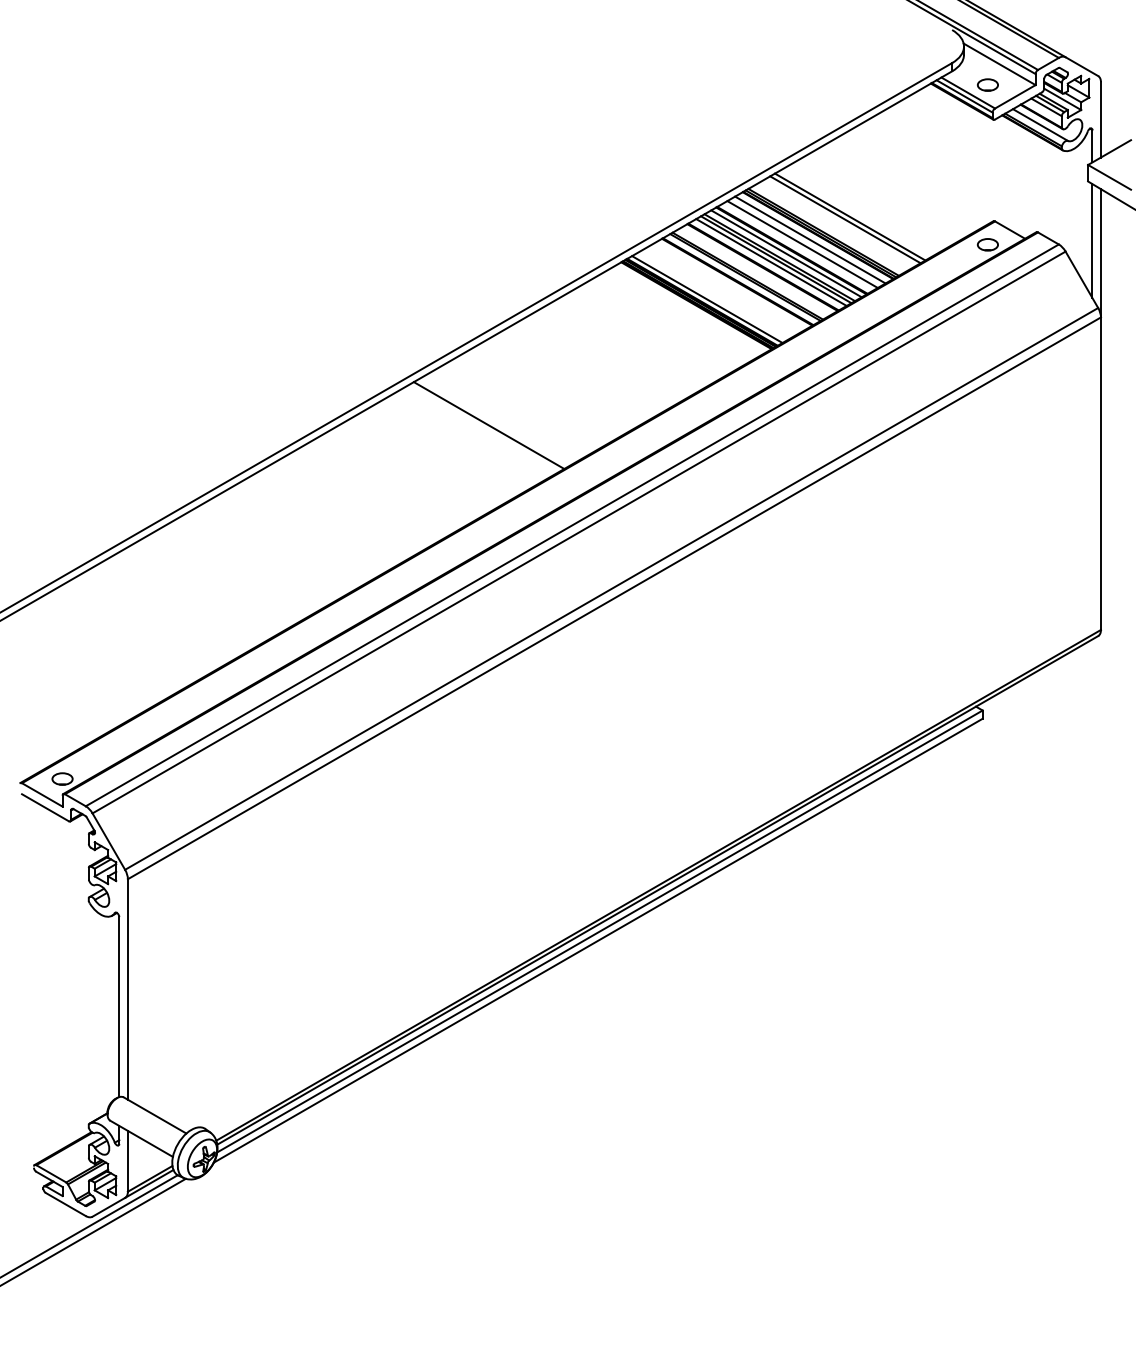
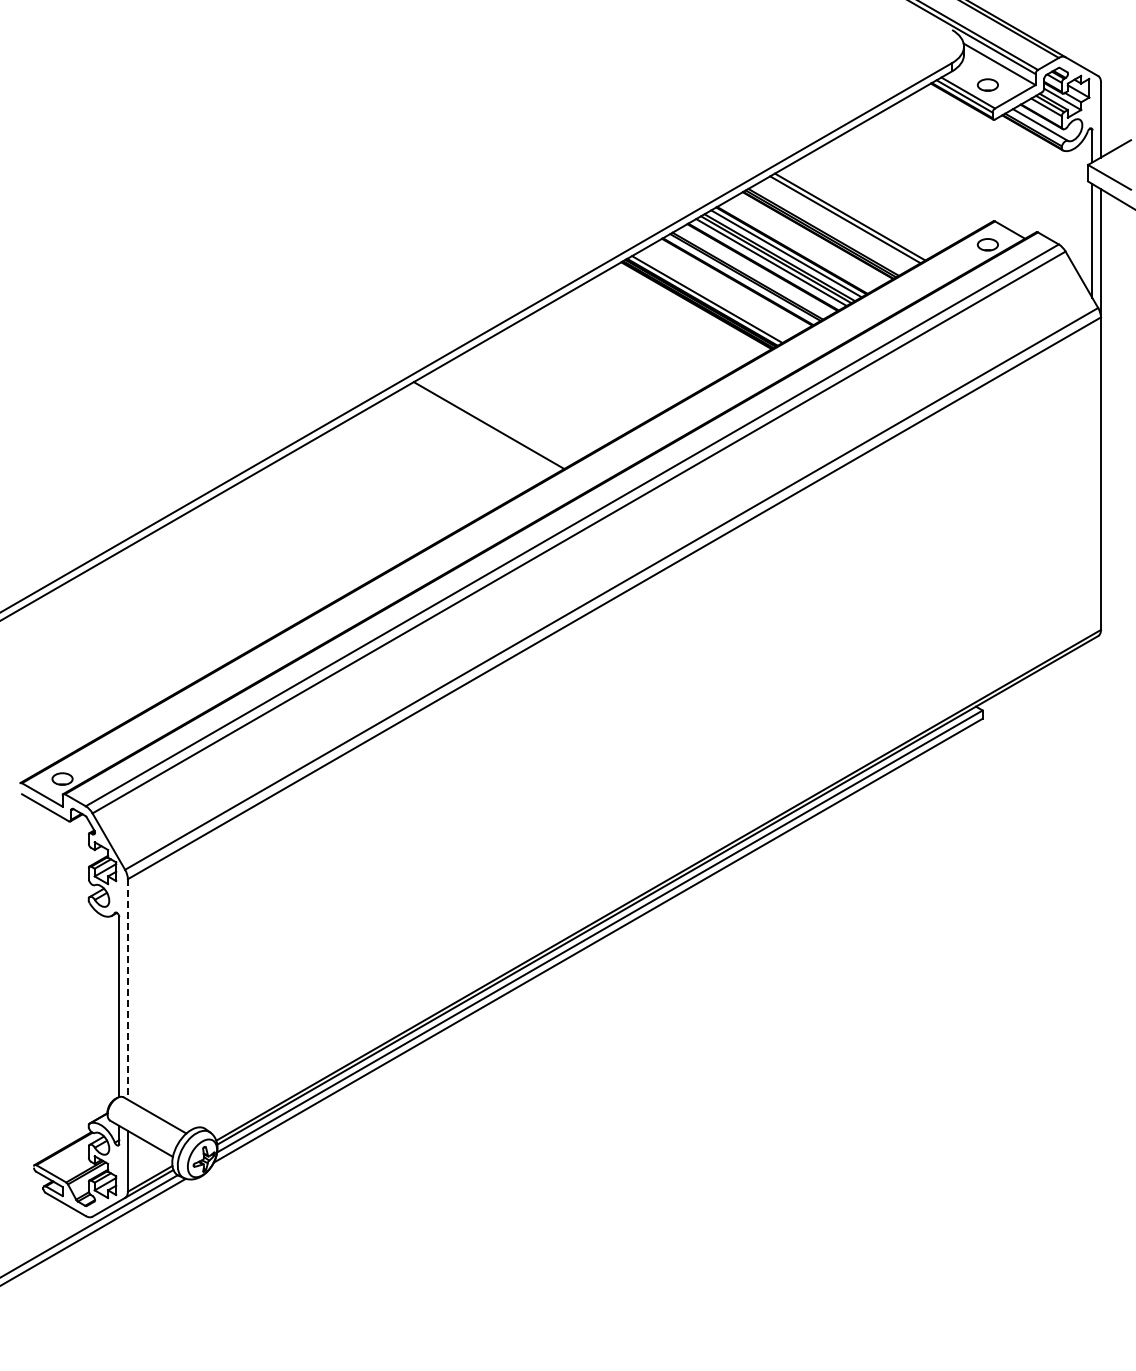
line: present -> none (810, 239)
line: present -> none (802, 244)
line: solid -> dashed (127, 989)
